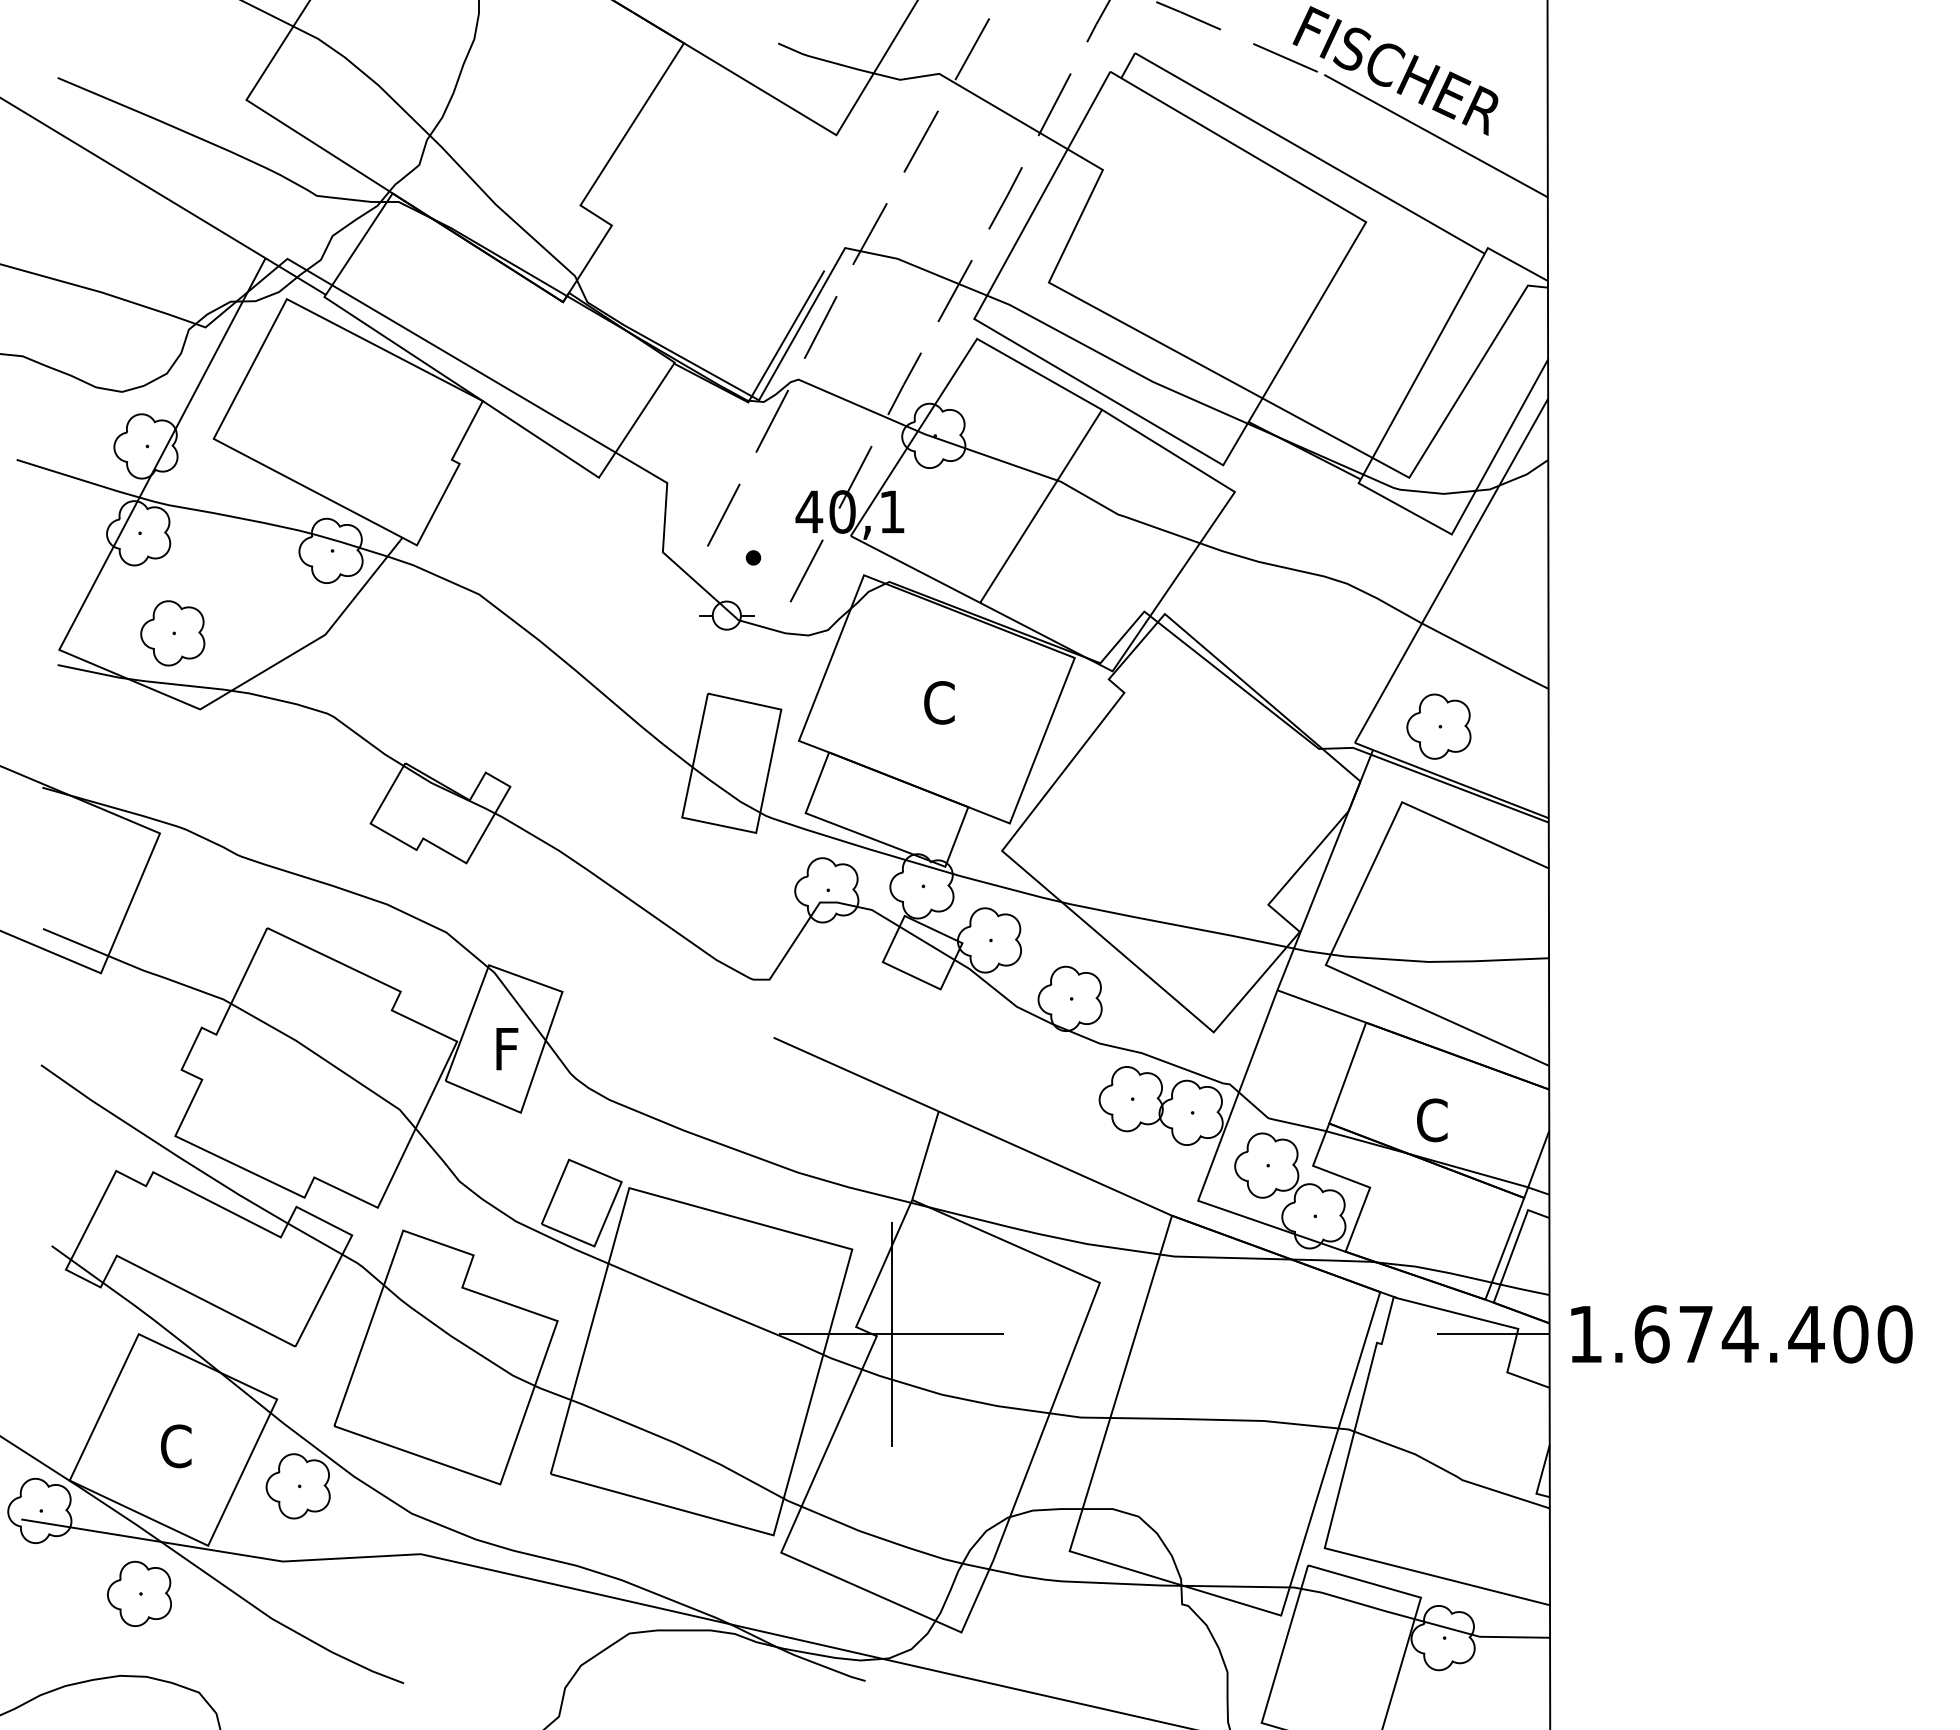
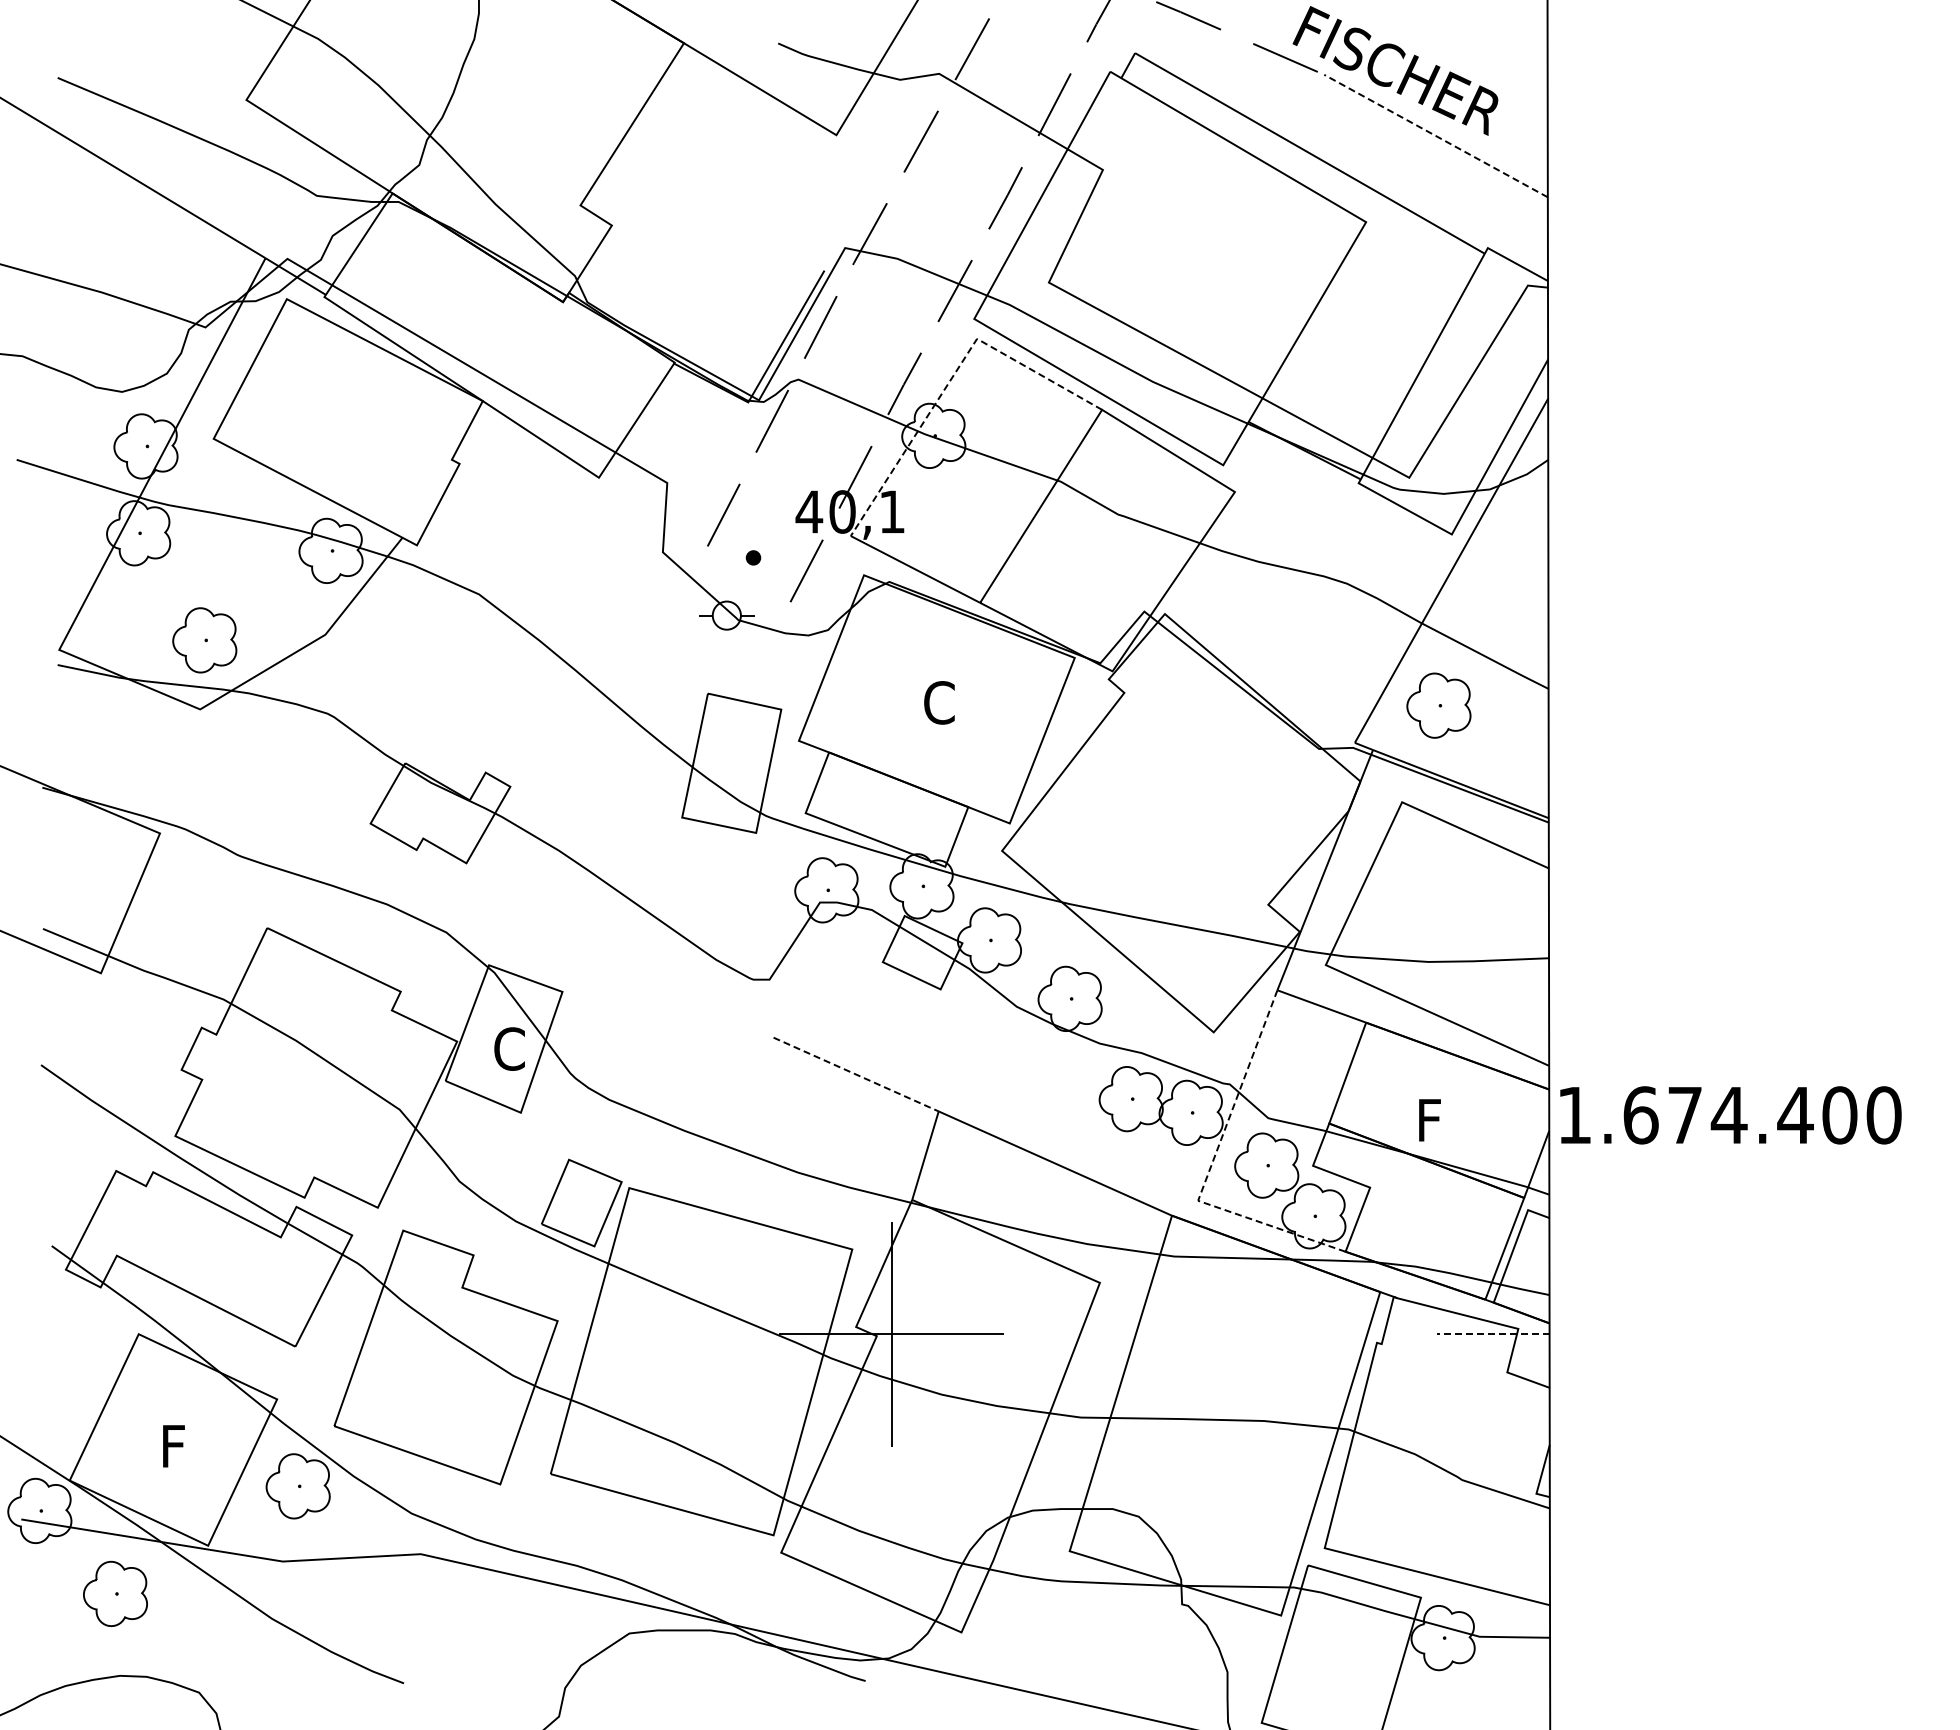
line: solid -> dashed (1435, 135)
line: solid -> dashed (952, 376)
part position: (172, 633) -> (204, 640) (204, 640)
part position: (1438, 726) -> (1438, 705) (1438, 705)
text: F -> C (509, 1048)
line: solid -> dashed (856, 1074)
text: C -> F (1432, 1120)
line: solid -> dashed (1210, 1168)
line: solid -> dashed (1492, 1334)
text position: (1741, 1334) -> (1730, 1115) (1730, 1115)
text: C -> F (176, 1446)
part position: (139, 1593) -> (115, 1593) (115, 1593)
